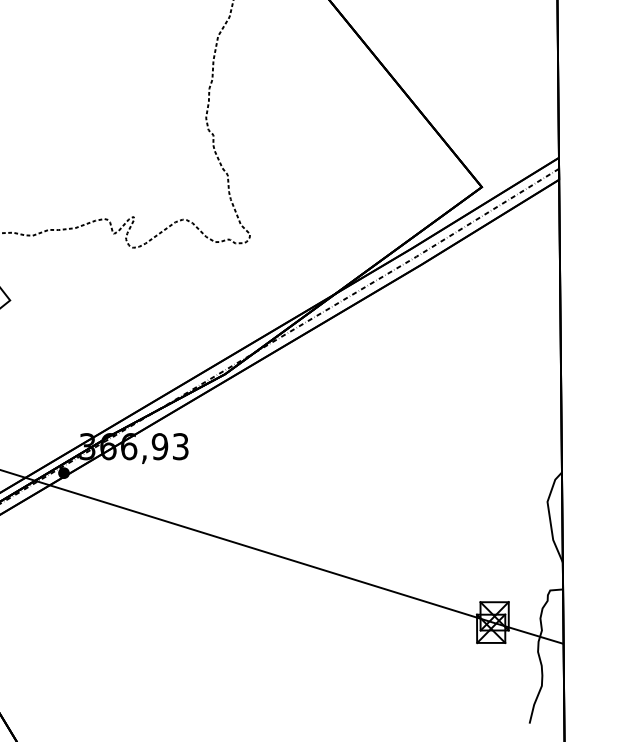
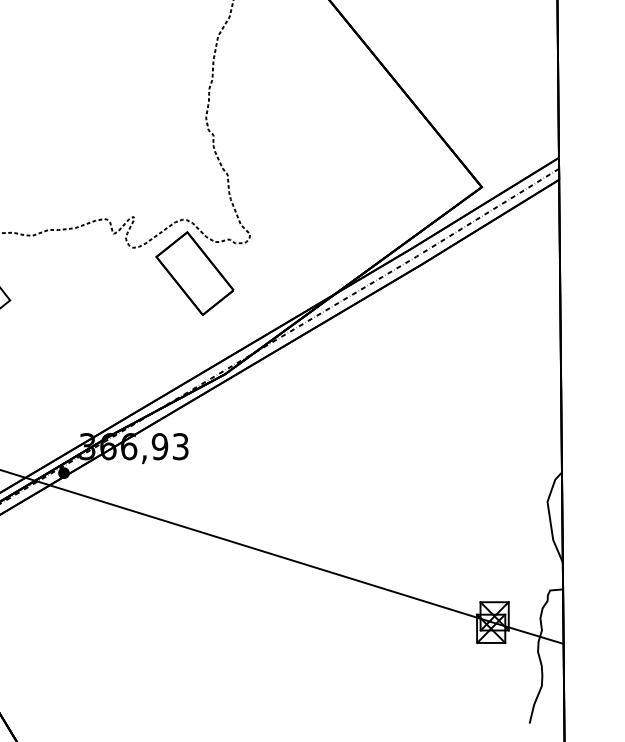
part: none -> present (194, 273)
